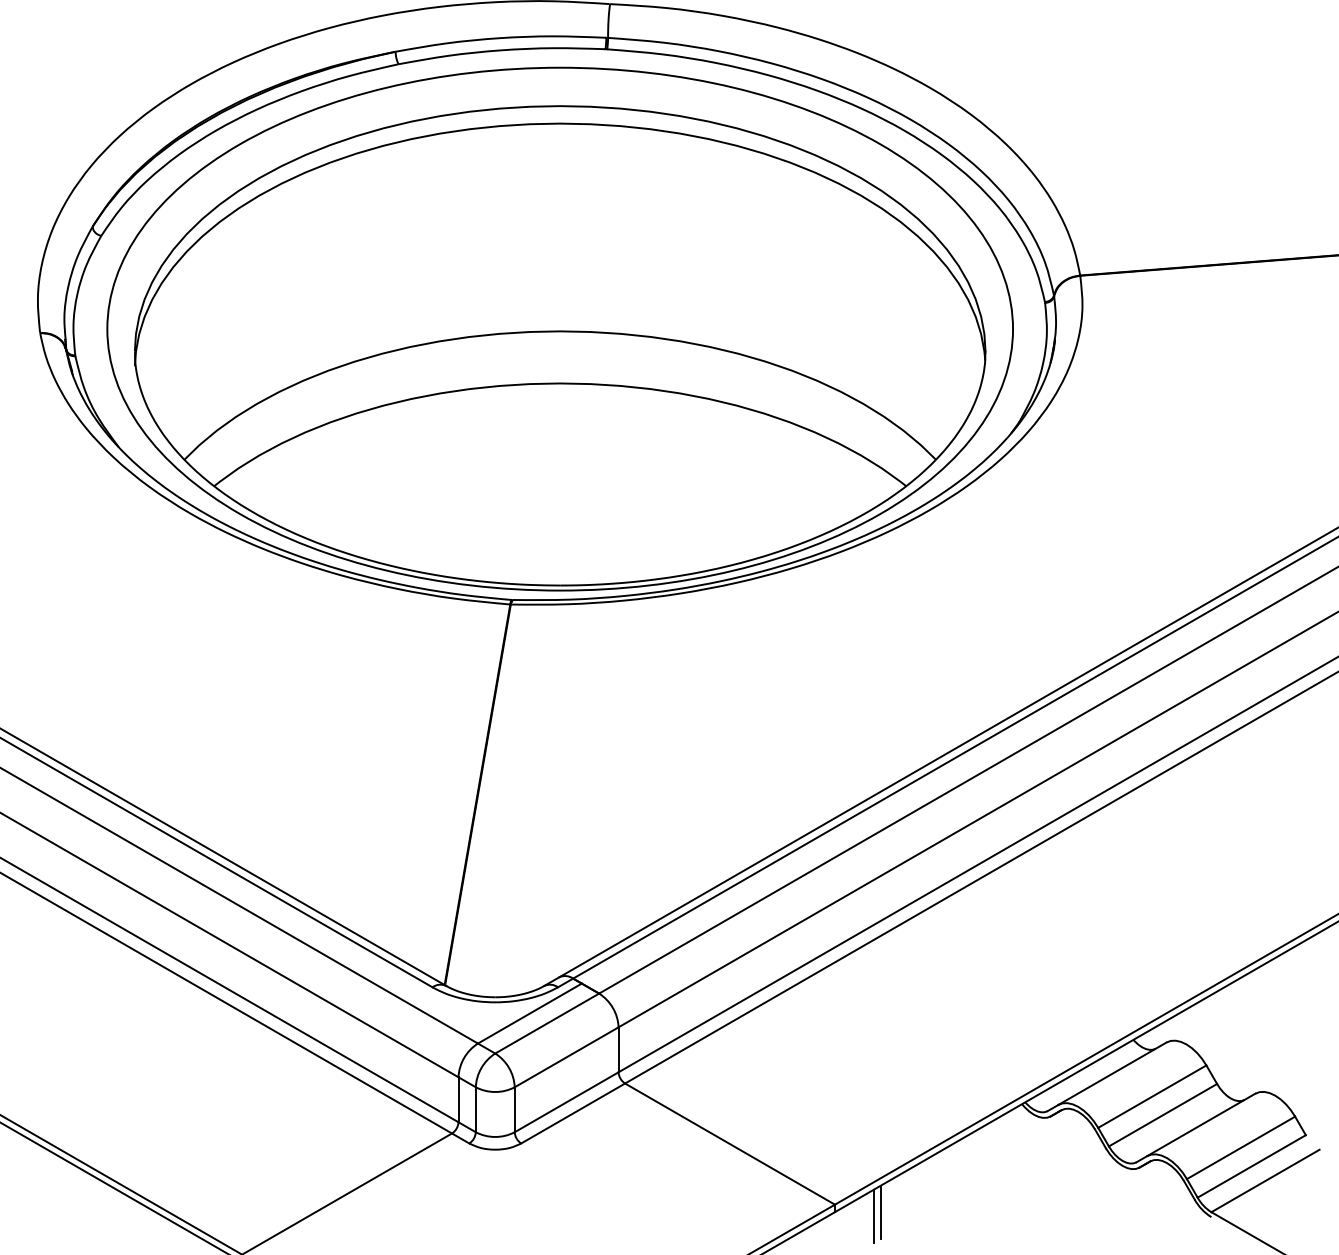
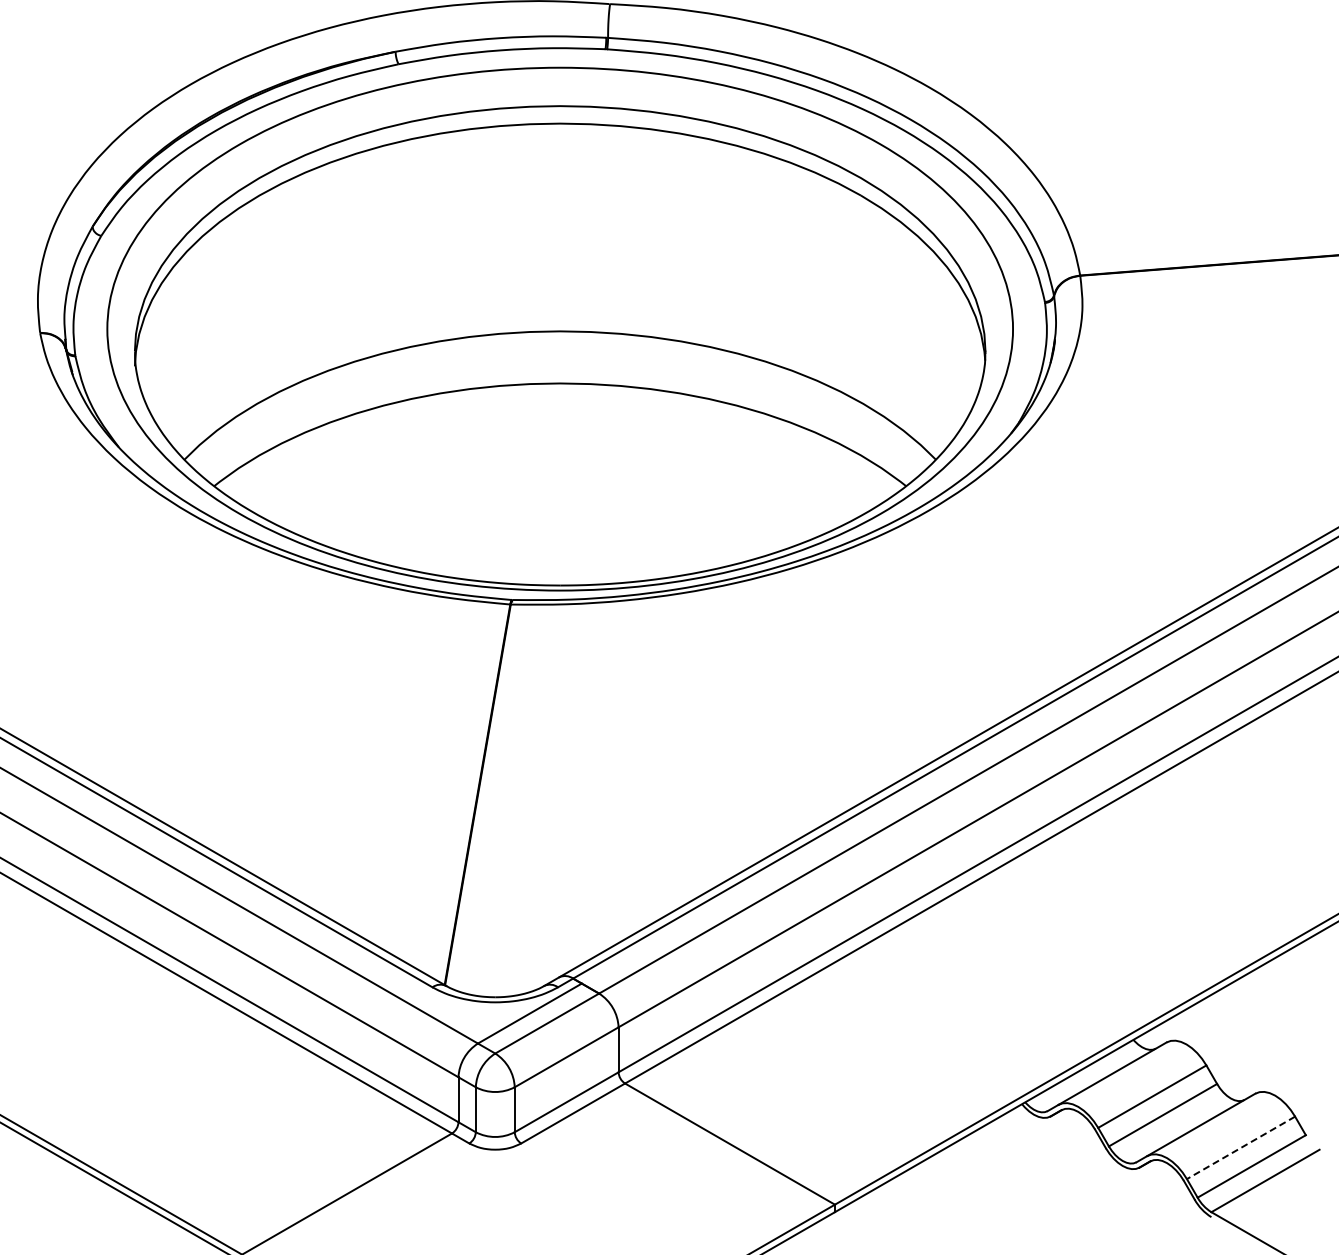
line: solid -> dashed (1240, 1148)
line: present -> none (881, 1212)
line: present -> none (873, 1216)
